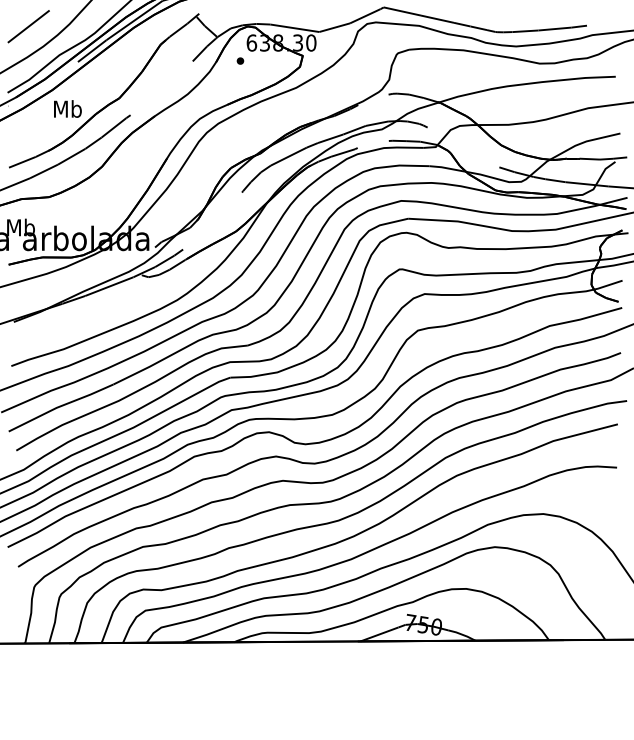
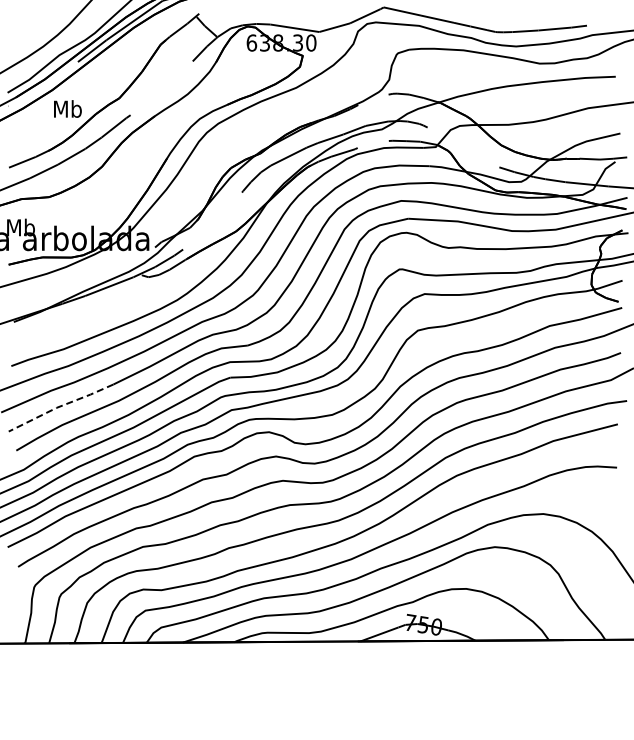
line: present -> none (28, 26)
part: present -> none (240, 60)
line: solid -> dashed (60, 406)
